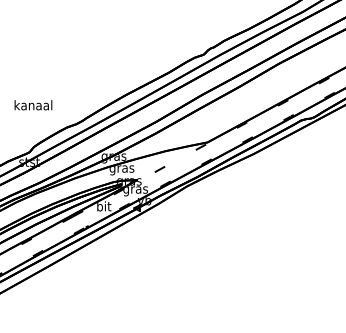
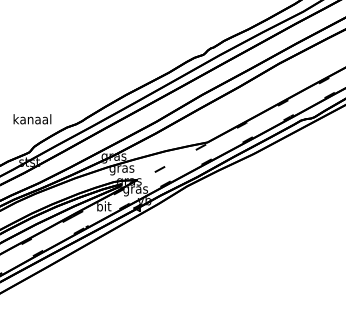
text position: (33, 105) -> (32, 119) (32, 119)
